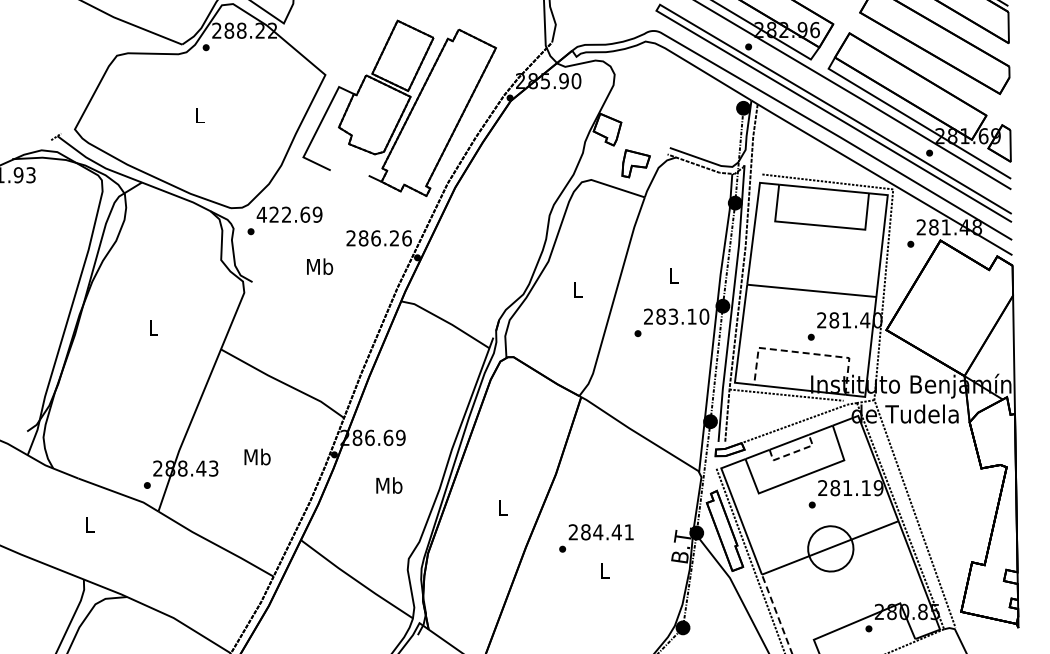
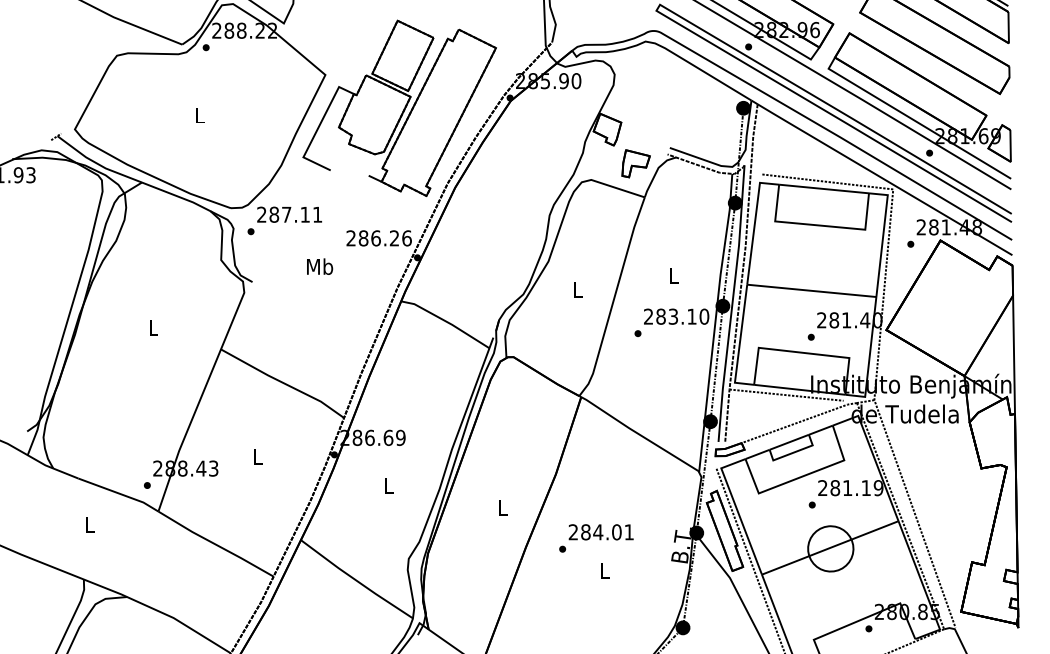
text: 422.69 -> 287.11 (289, 214)
line: dashed -> solid (803, 352)
line: dashed -> solid (793, 452)
text: Mb -> L (257, 456)
text: Mb -> L (389, 485)
text: 284.41 -> 284.01 (616, 532)
line: dashed -> solid (776, 613)
